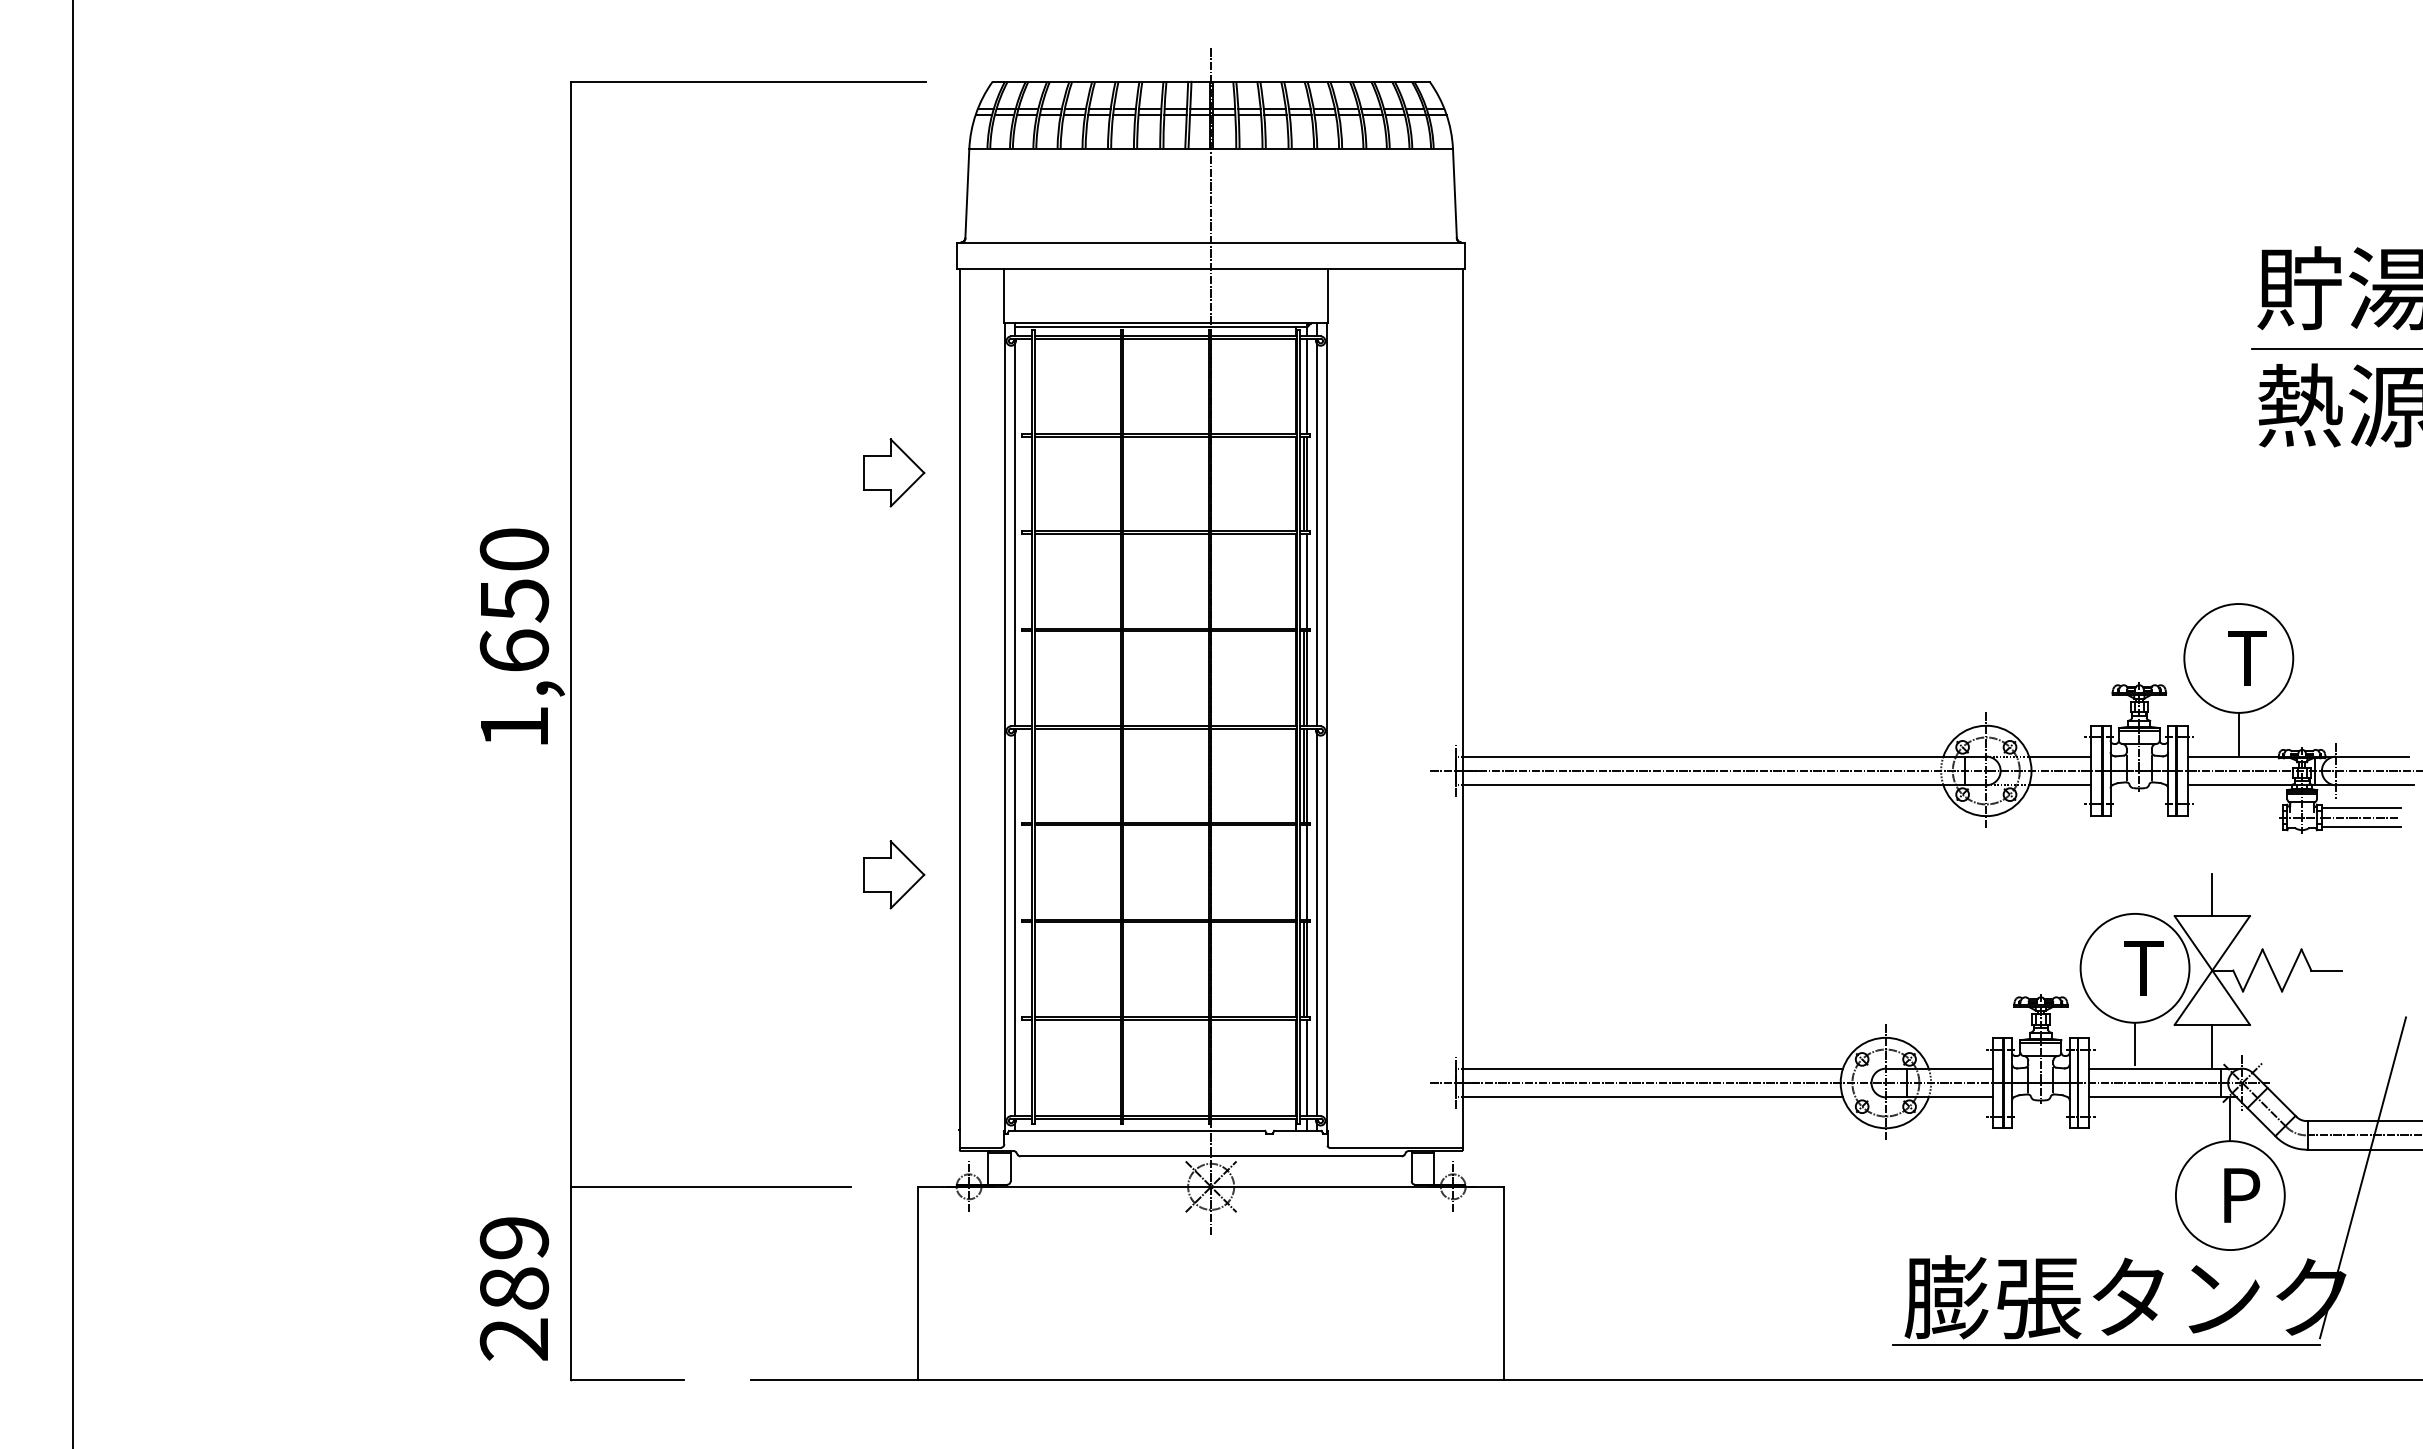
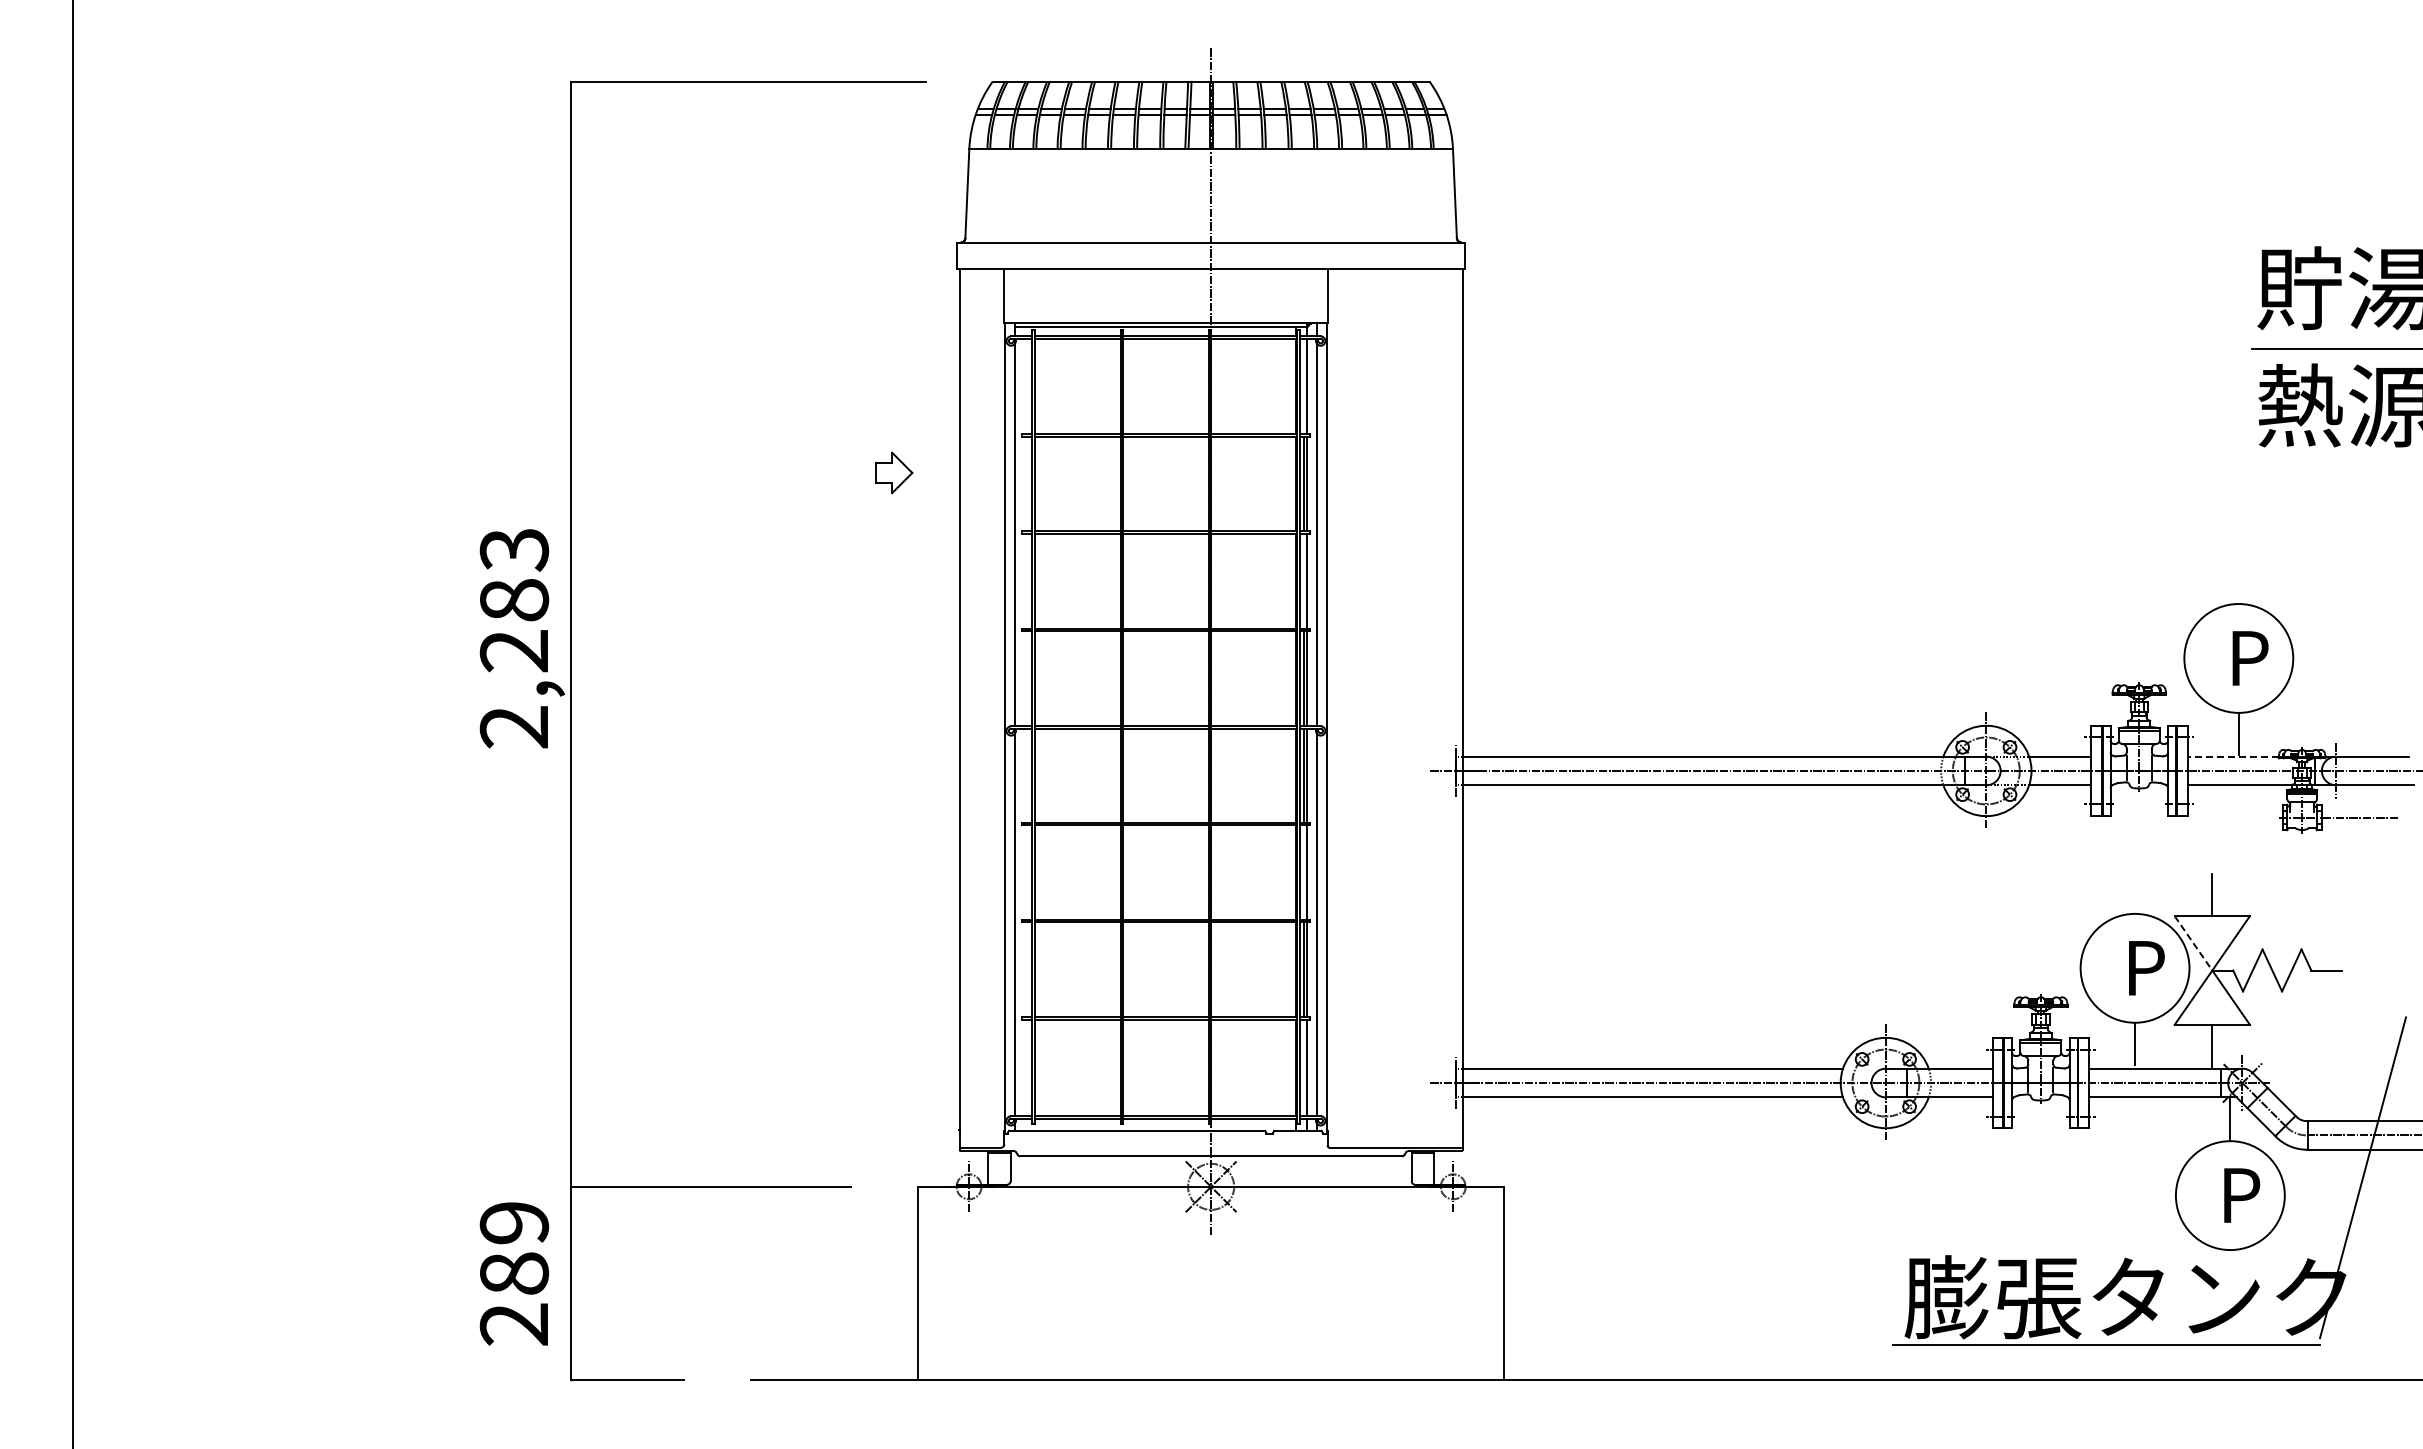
part size: 63x70 px -> 39x44 px (894, 472)
text: 1,650 -> 2,283 (514, 638)
text: T -> P (2248, 658)
line: solid -> dashed (2233, 756)
line: present -> none (2360, 808)
line: present -> none (2360, 826)
part: present -> none (894, 874)
line: solid -> dashed (2193, 943)
text: T -> P (2144, 968)
text position: (514, 1288) -> (514, 1273) (514, 1273)
